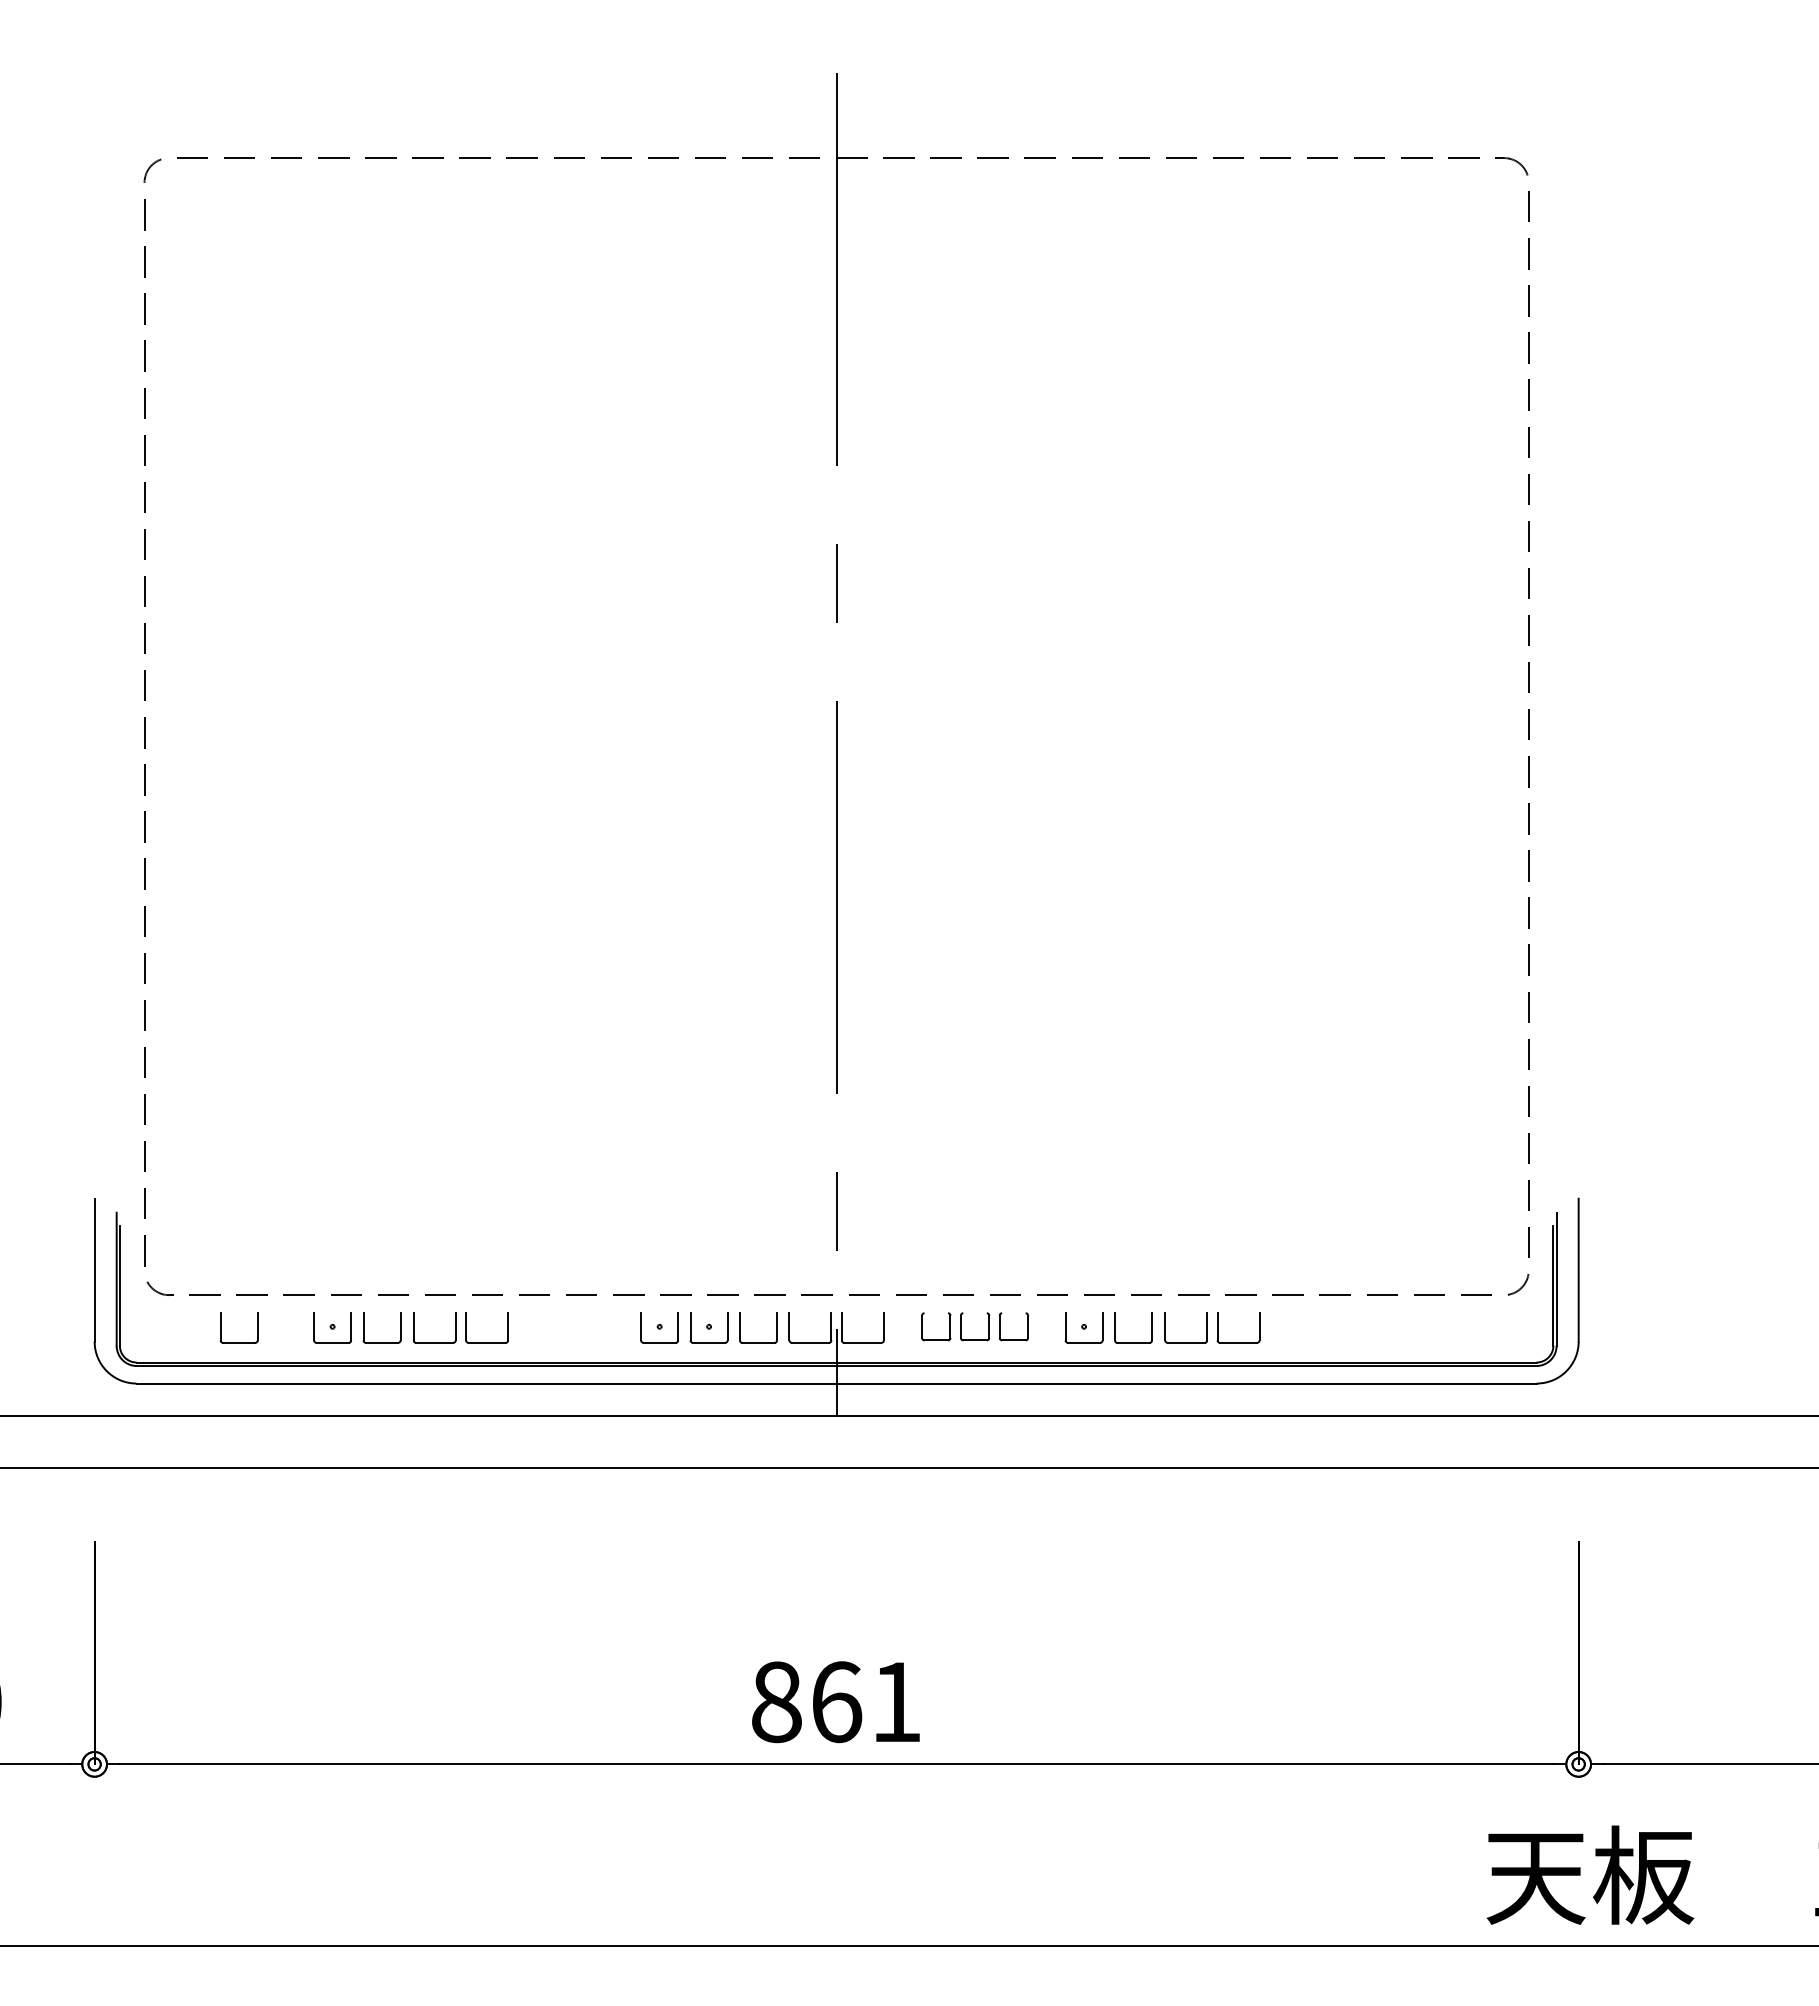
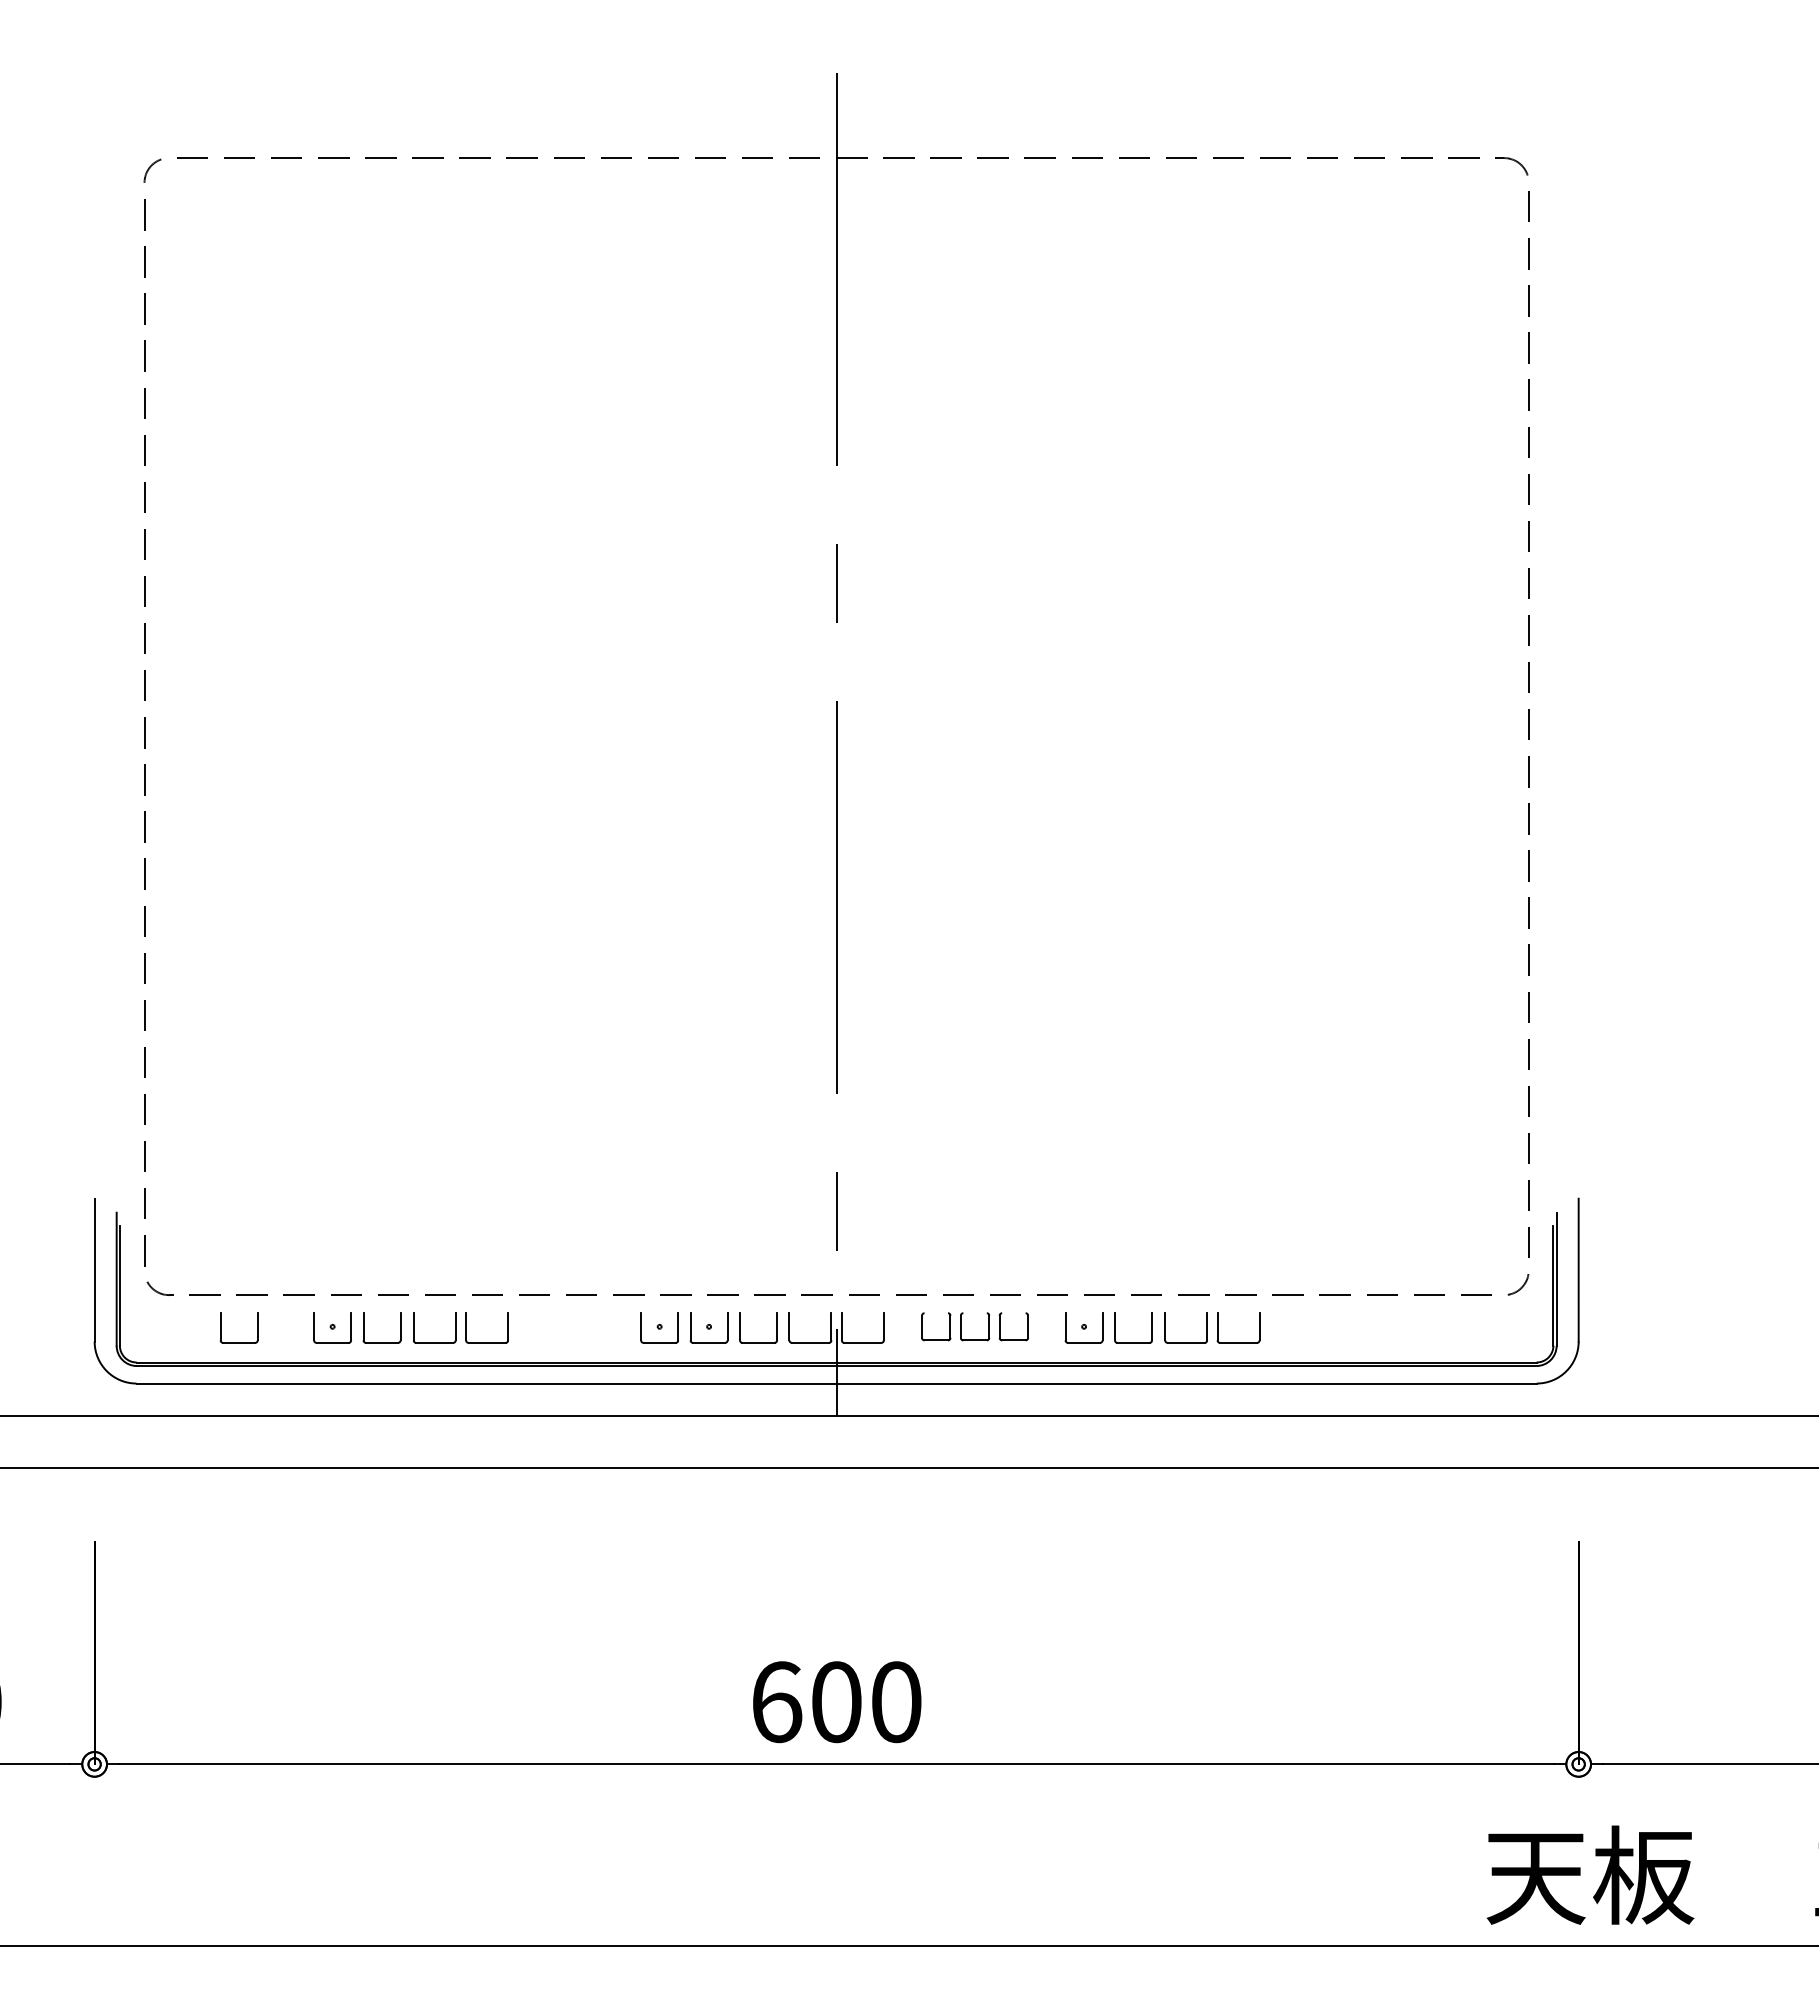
text: 861 -> 600 (836, 1702)
